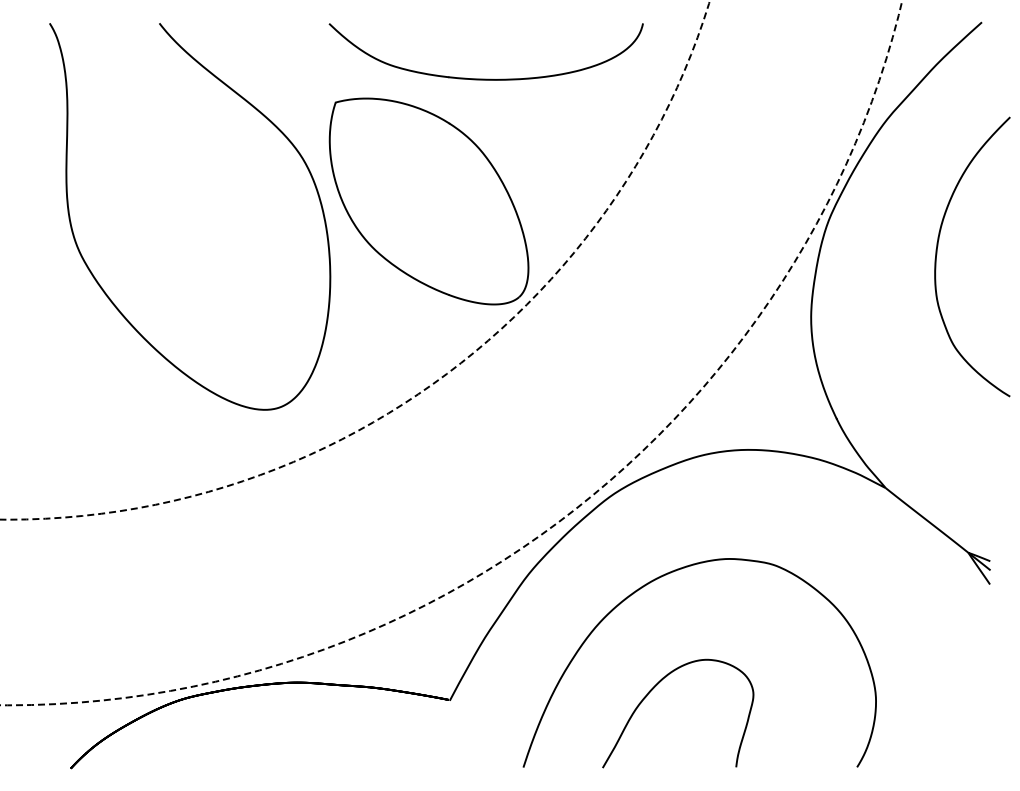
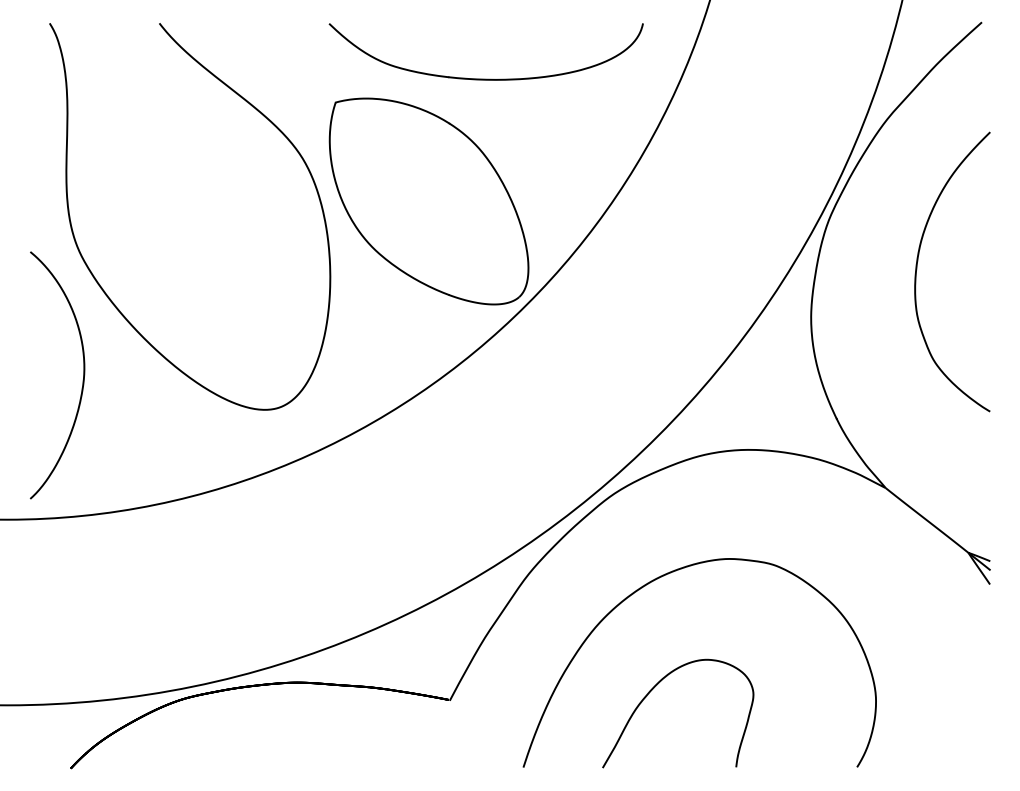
curve position: (937, 254) -> (917, 269) (917, 269)
circle: dashed -> solid (355, 259)
circle: dashed -> solid (451, 352)
curve: none -> present (82, 380)
